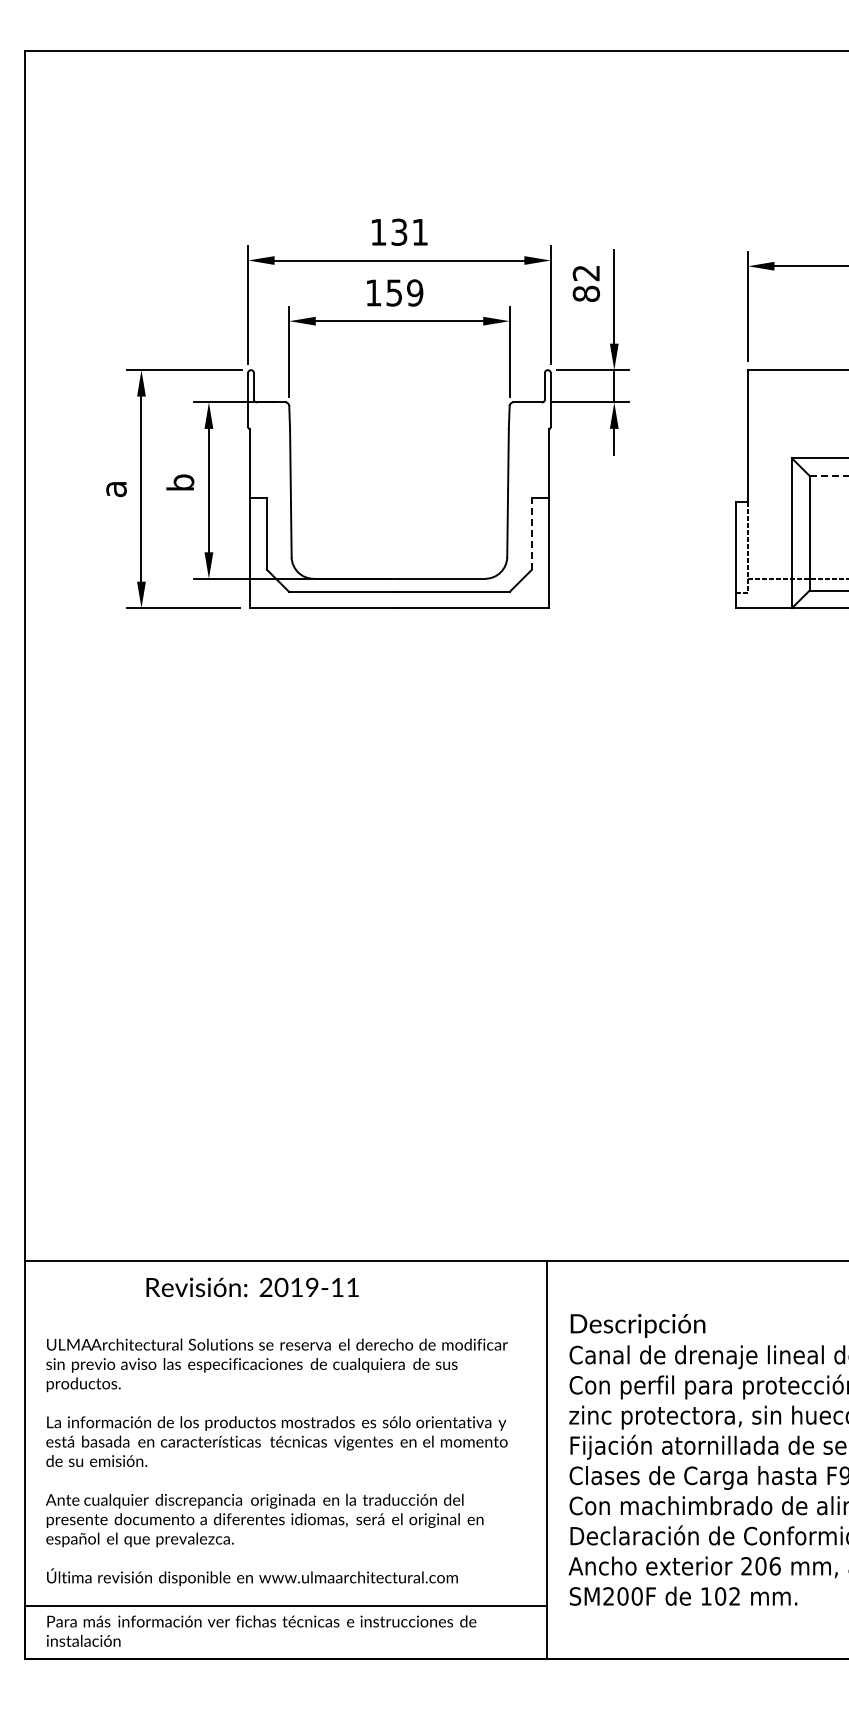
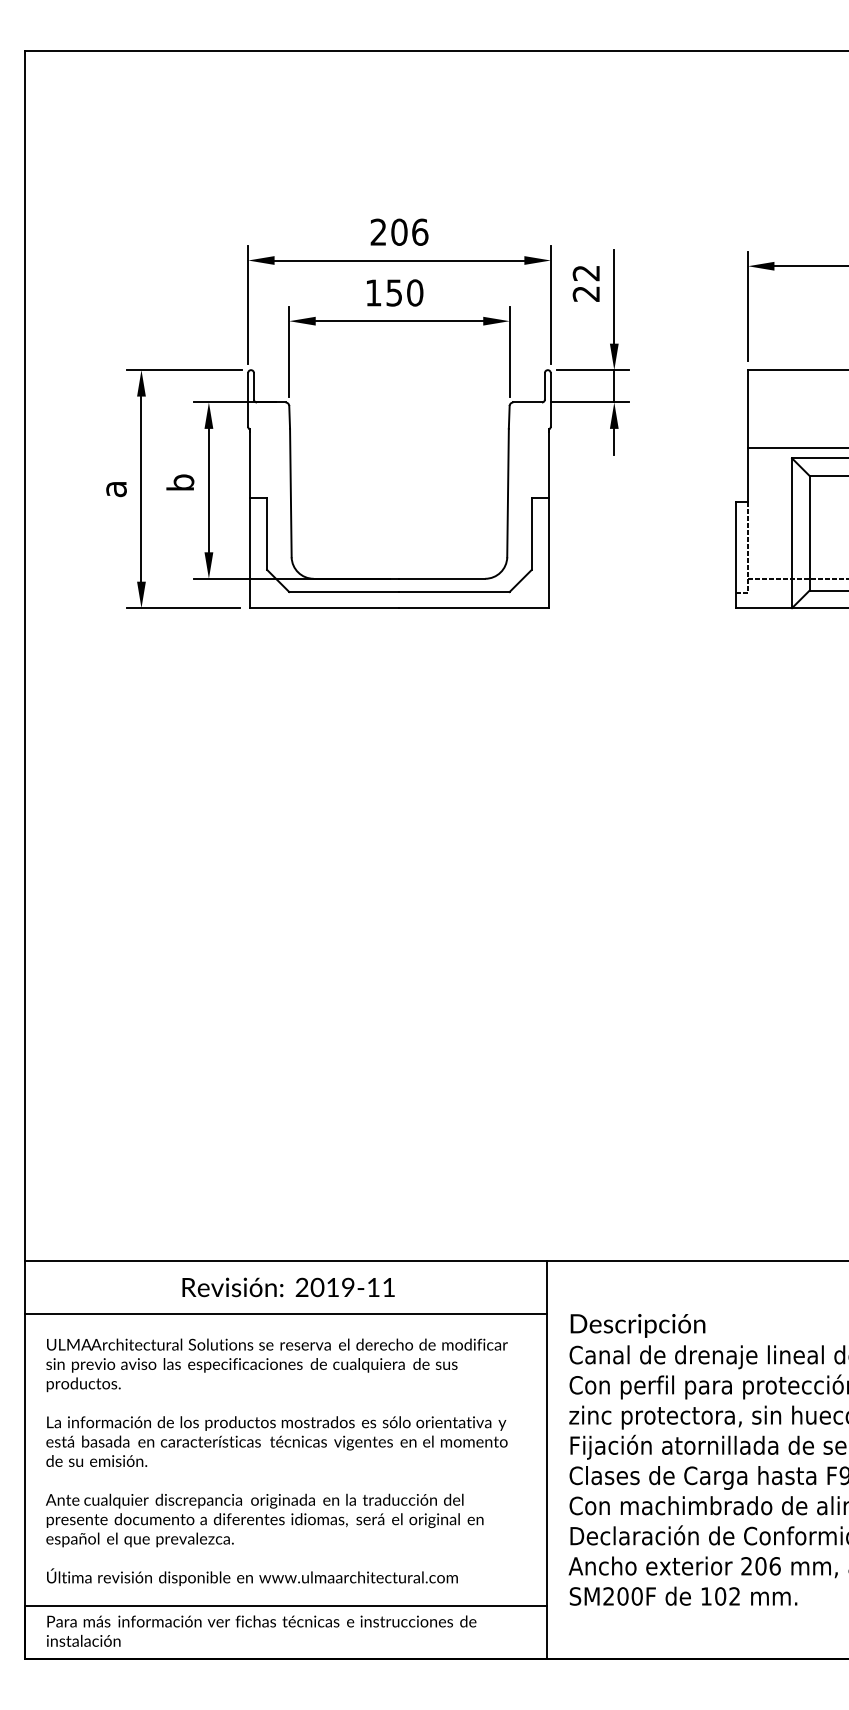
text: 131 -> 206 (399, 231)
text: 159 -> 150 (415, 292)
text: 82 -> 22 (585, 293)
line: none -> present (796, 447)
line: dashed -> solid (829, 475)
line: dashed -> solid (531, 533)
text position: (252, 1287) -> (288, 1287) (288, 1287)
line: none -> present (286, 1313)
